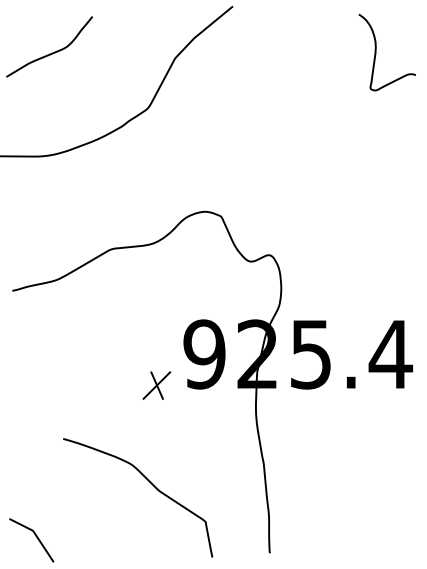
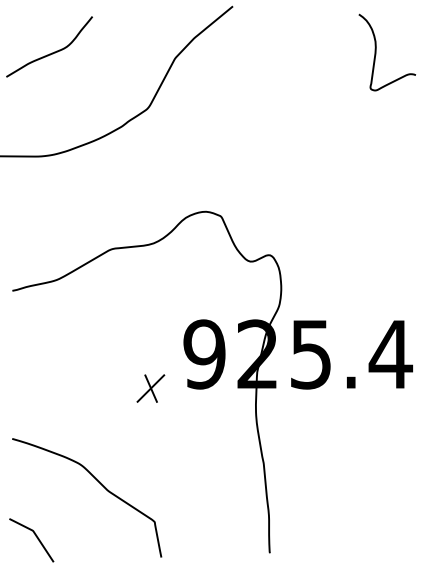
part position: (156, 385) -> (150, 388) (150, 388)
curve position: (151, 484) -> (100, 484) (100, 484)
